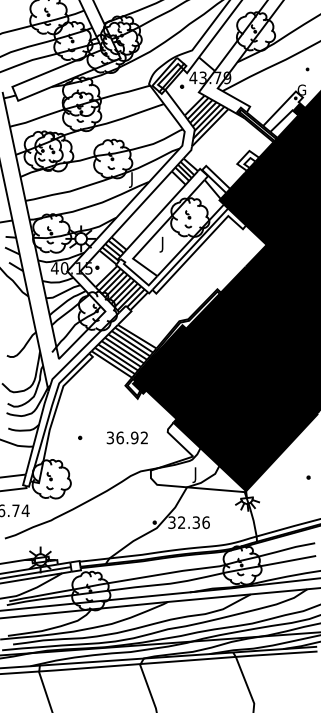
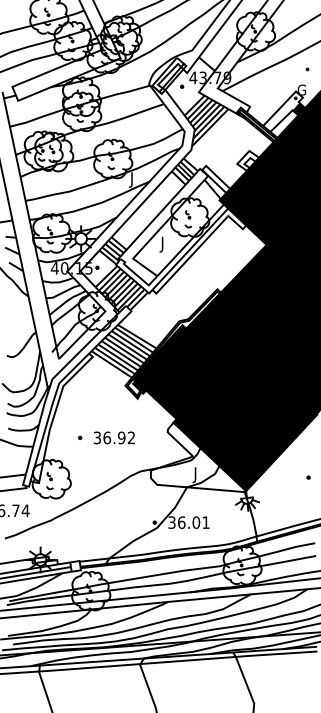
text position: (126, 437) -> (113, 437) (113, 437)
text: 32.36 -> 36.01 (193, 522)
